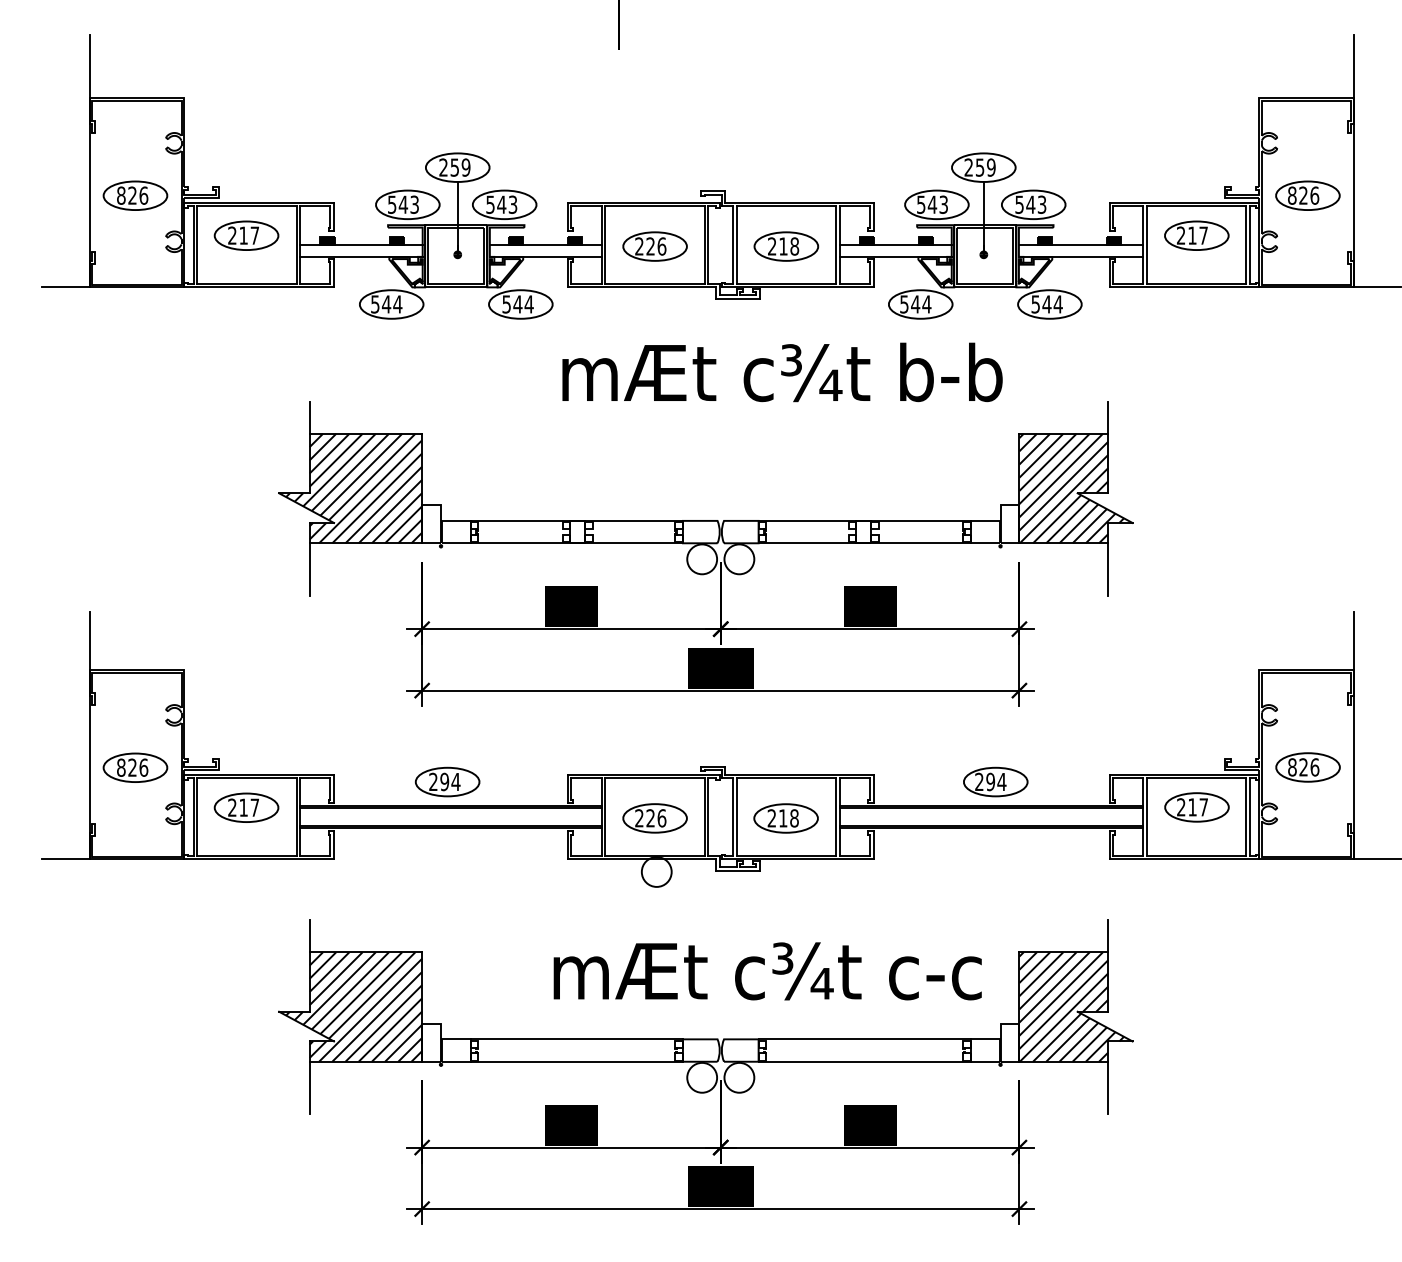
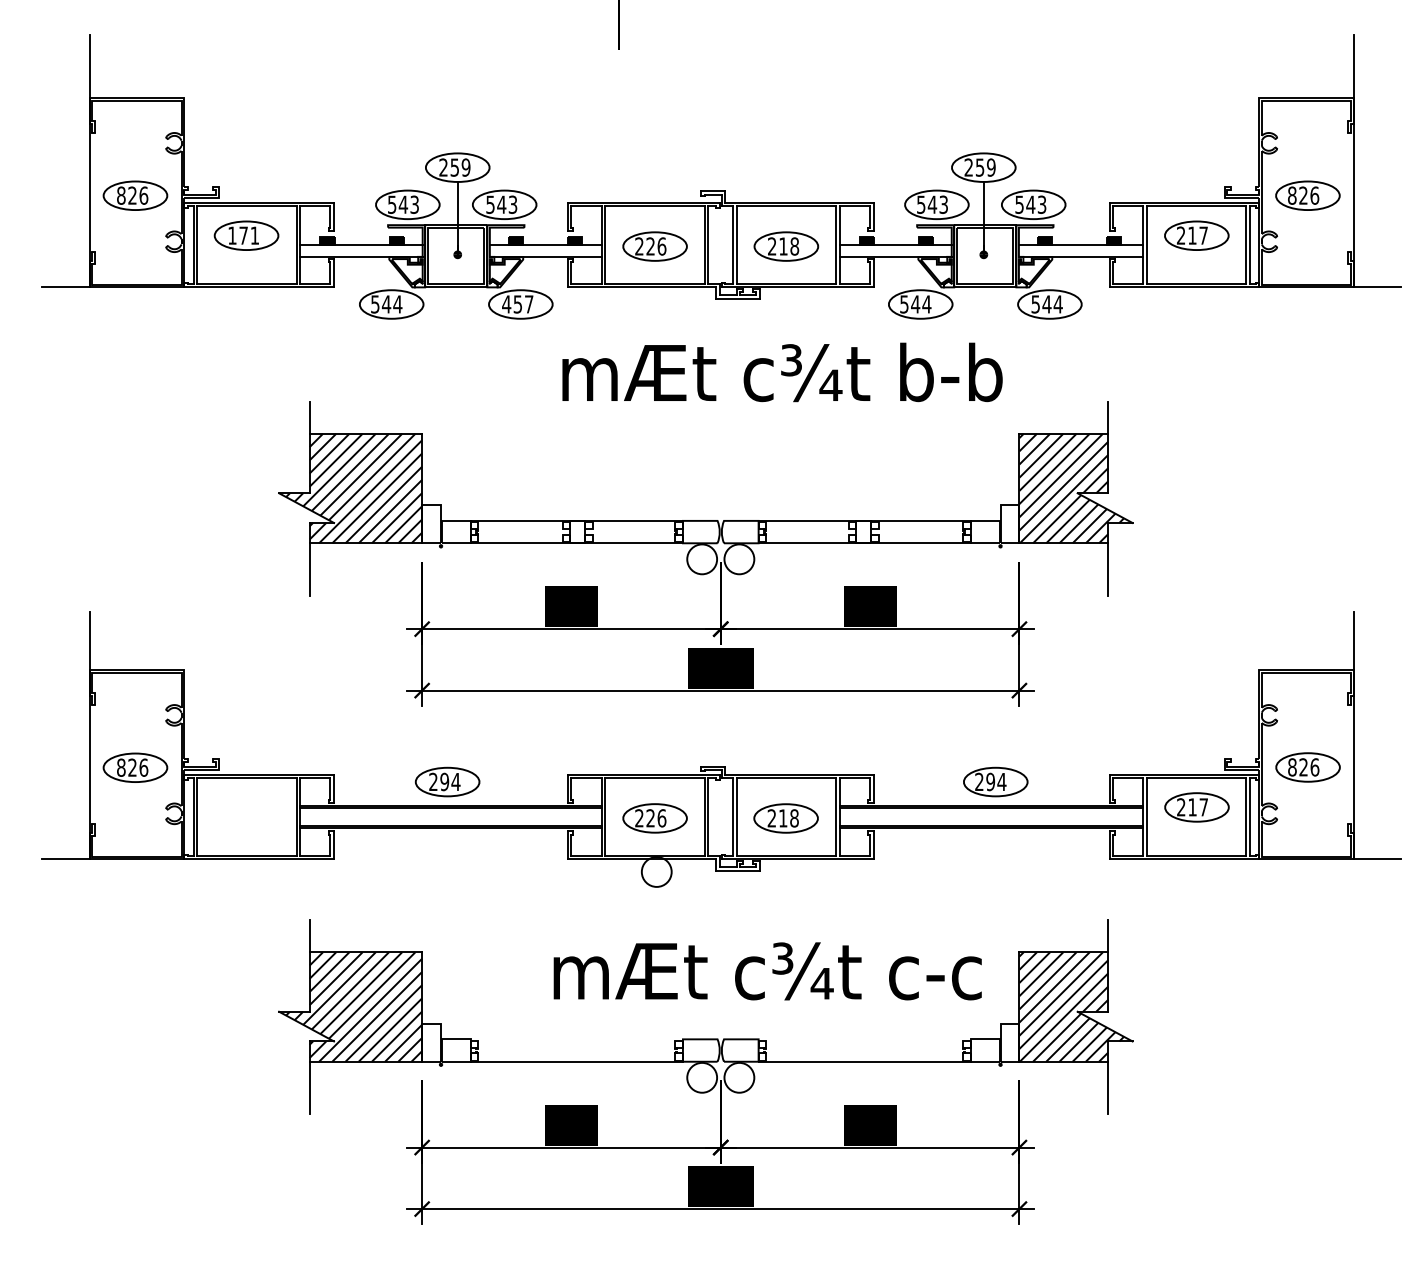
text: 217 -> 171 (243, 235)
text: 544 -> 457 (517, 304)
part: present -> none (246, 807)
line: present -> none (576, 1039)
line: present -> none (864, 1039)
